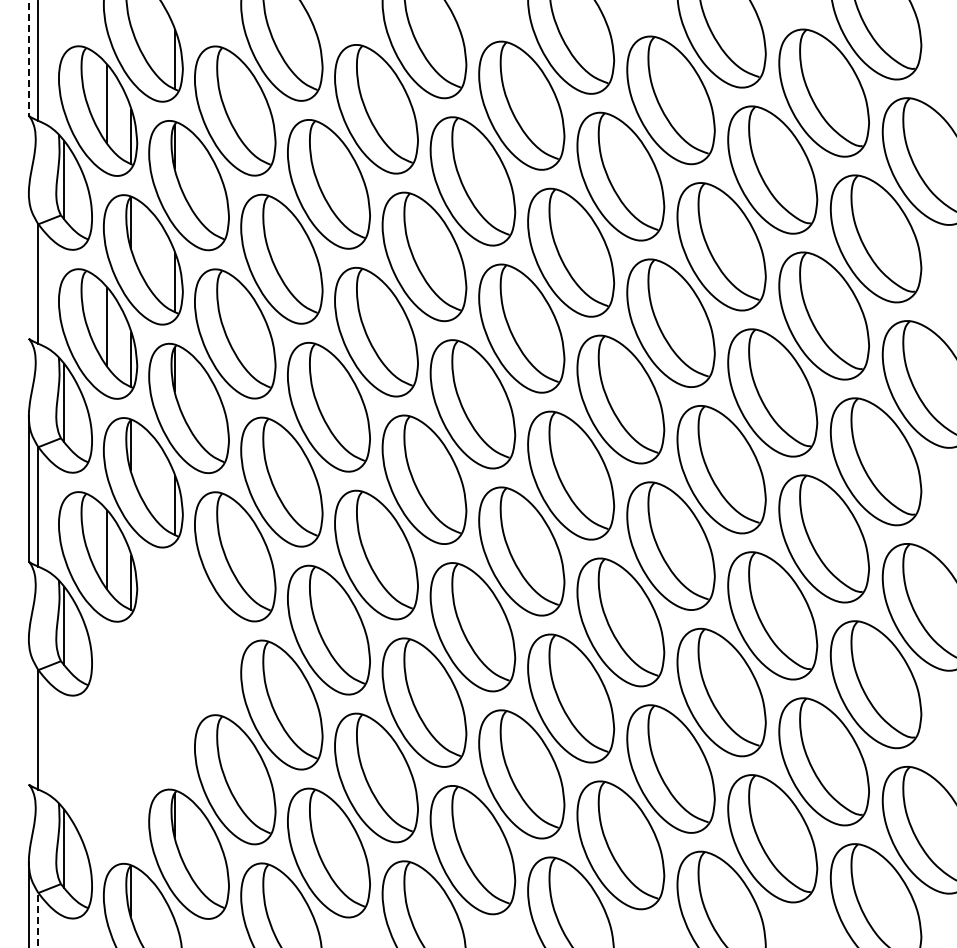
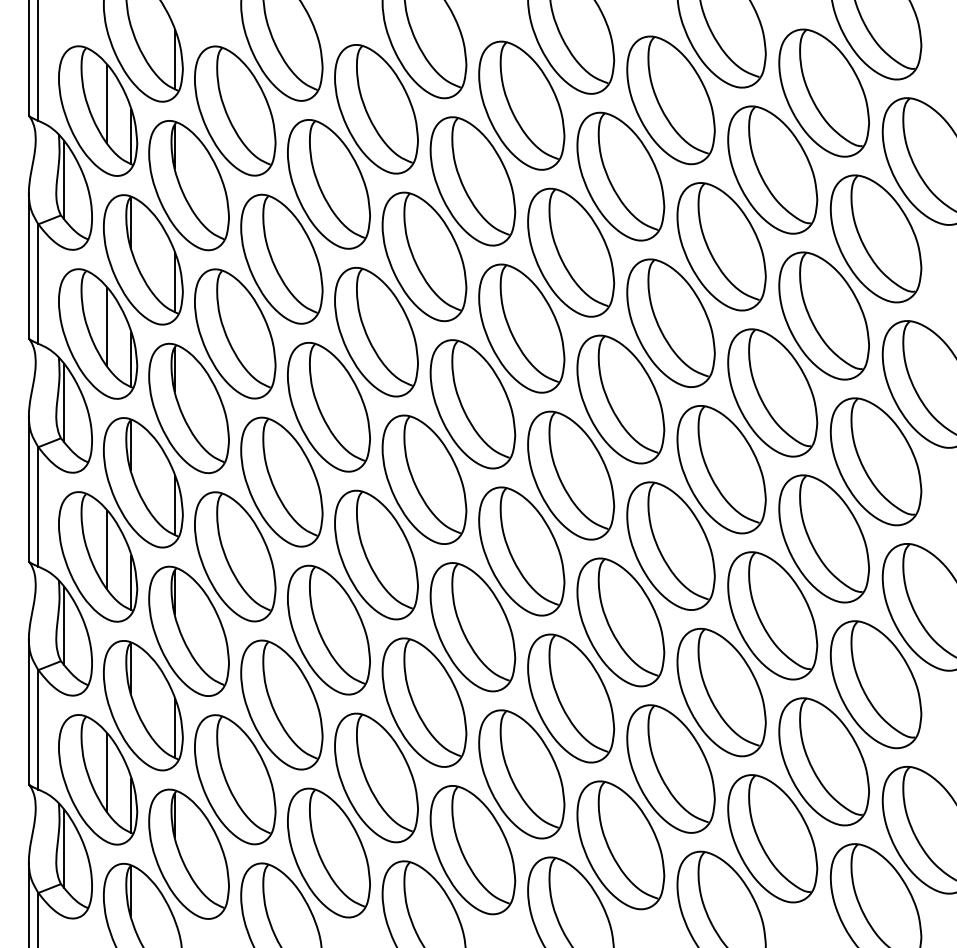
line: dashed -> solid (28, 58)
line: none -> present (28, 265)
part: none -> present (143, 705)
line: none -> present (28, 711)
line: dashed -> solid (38, 919)
